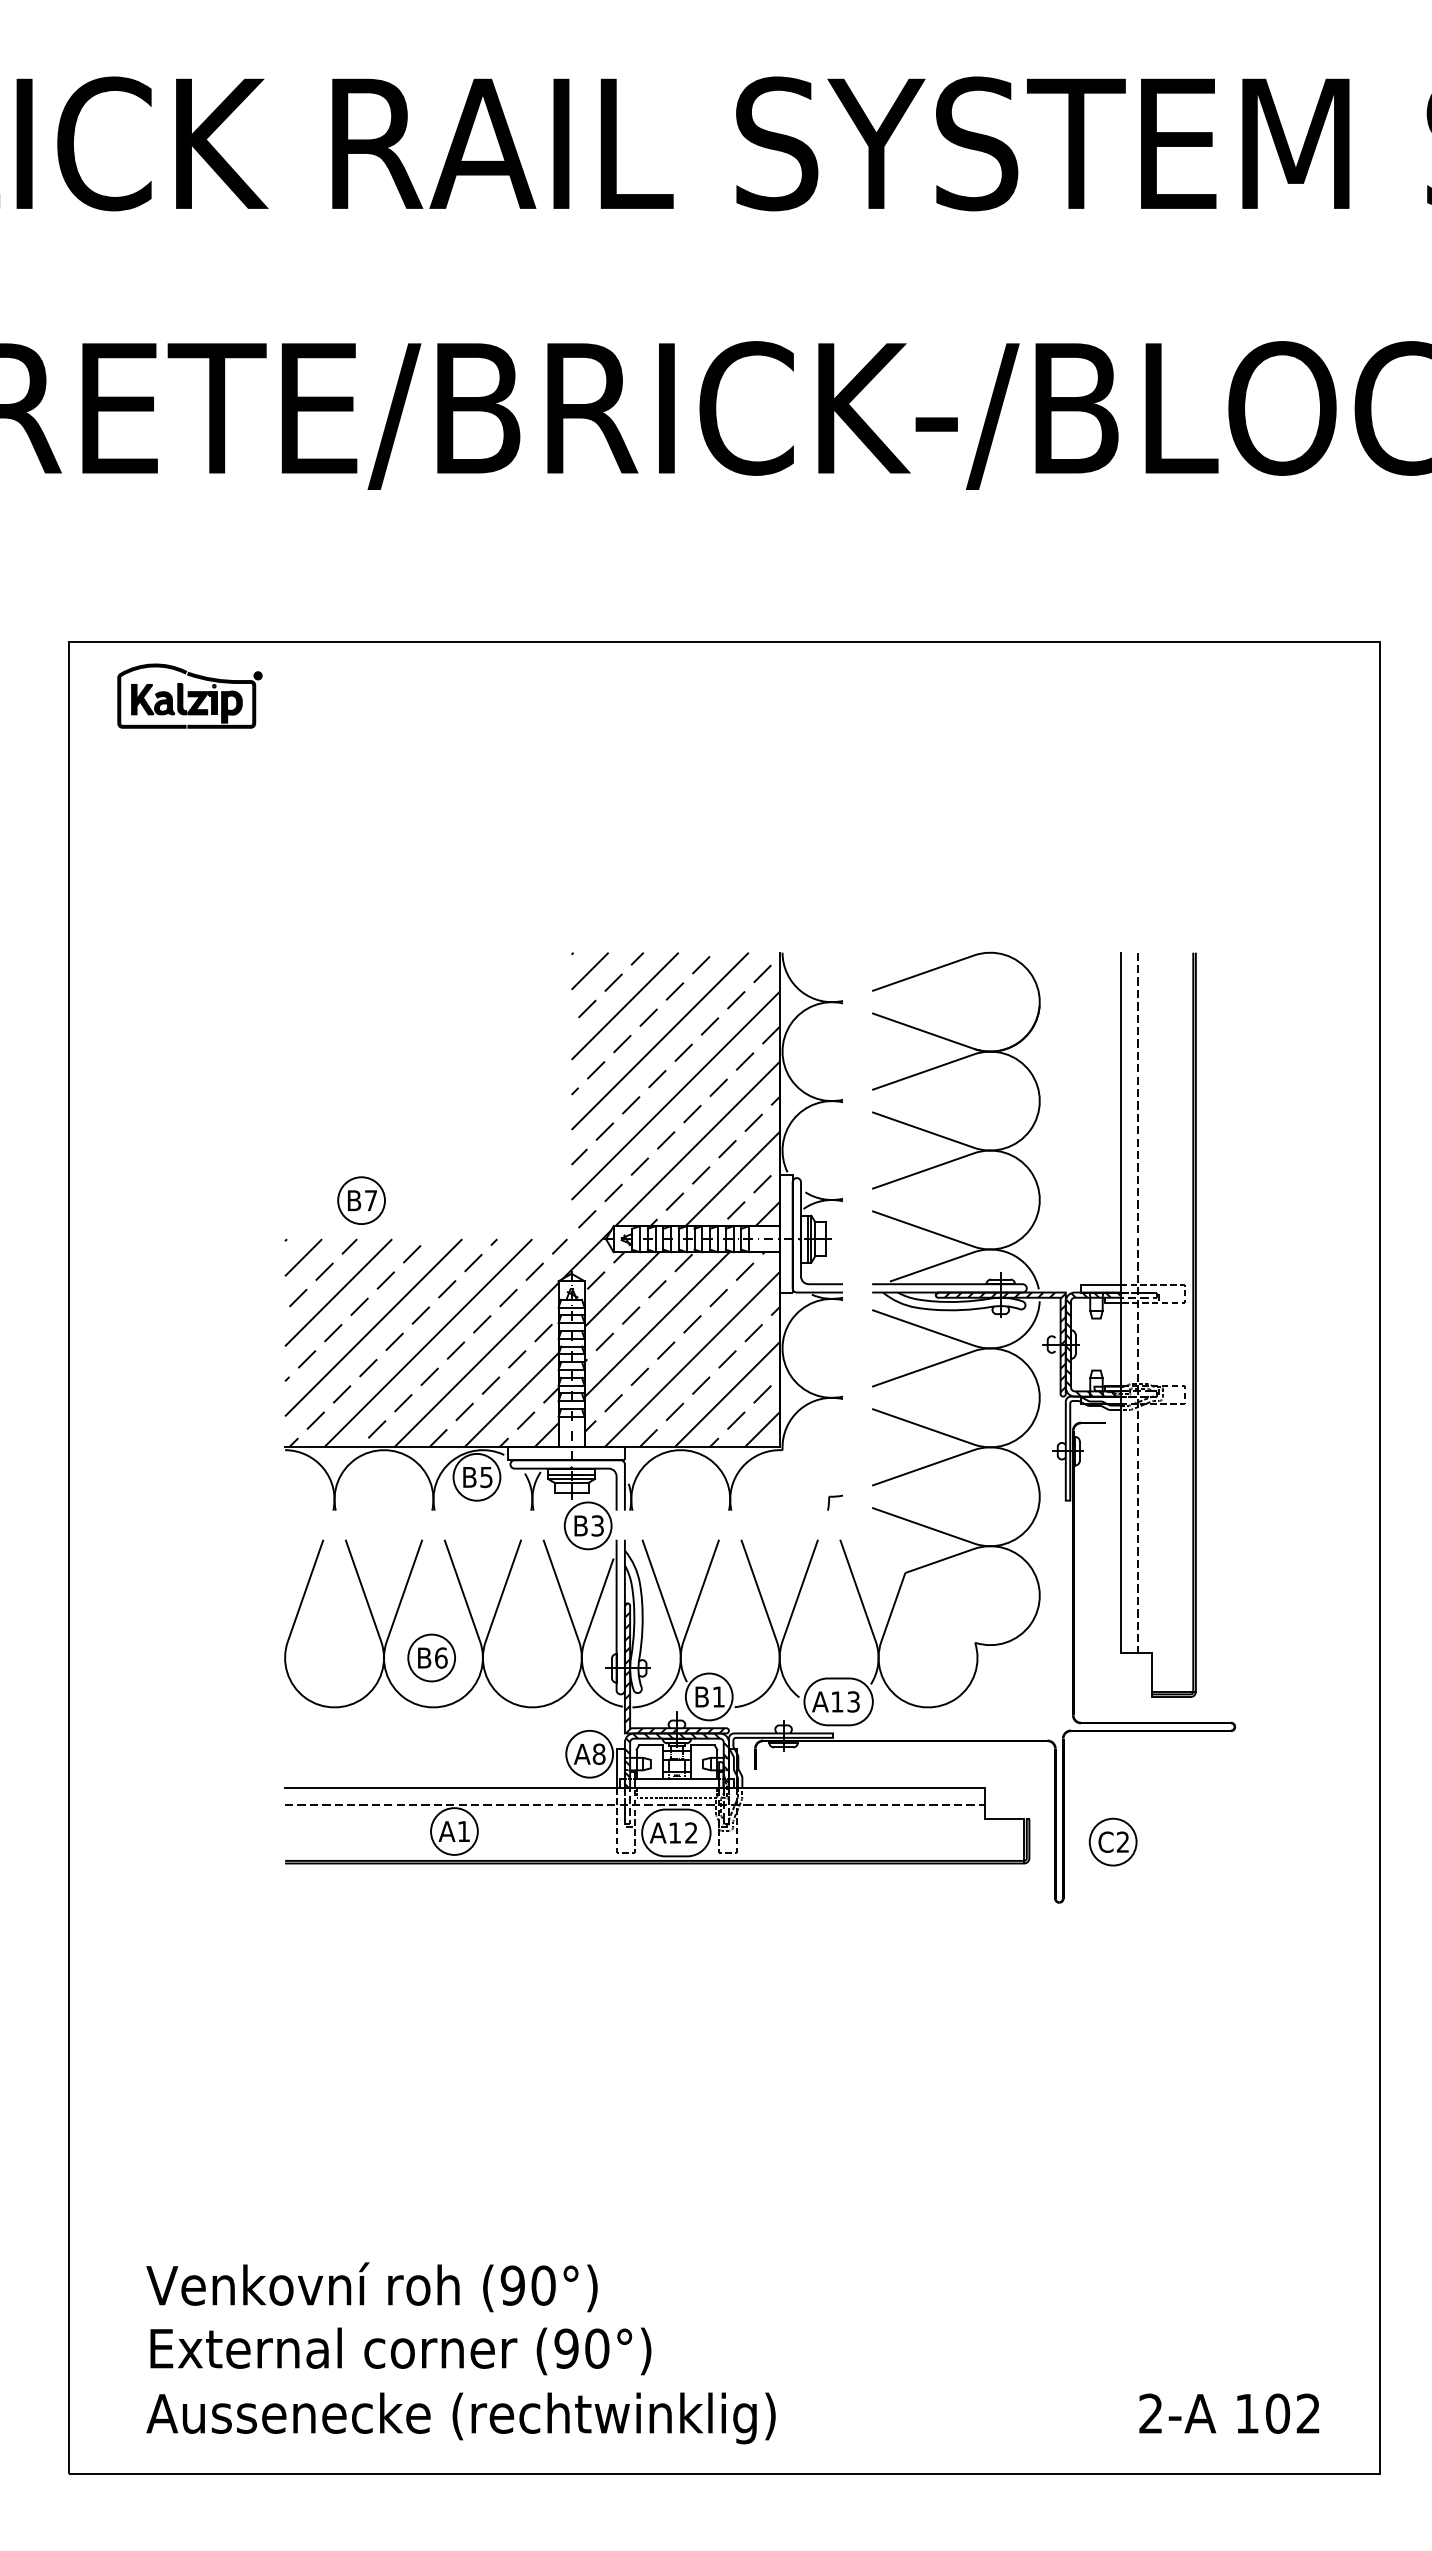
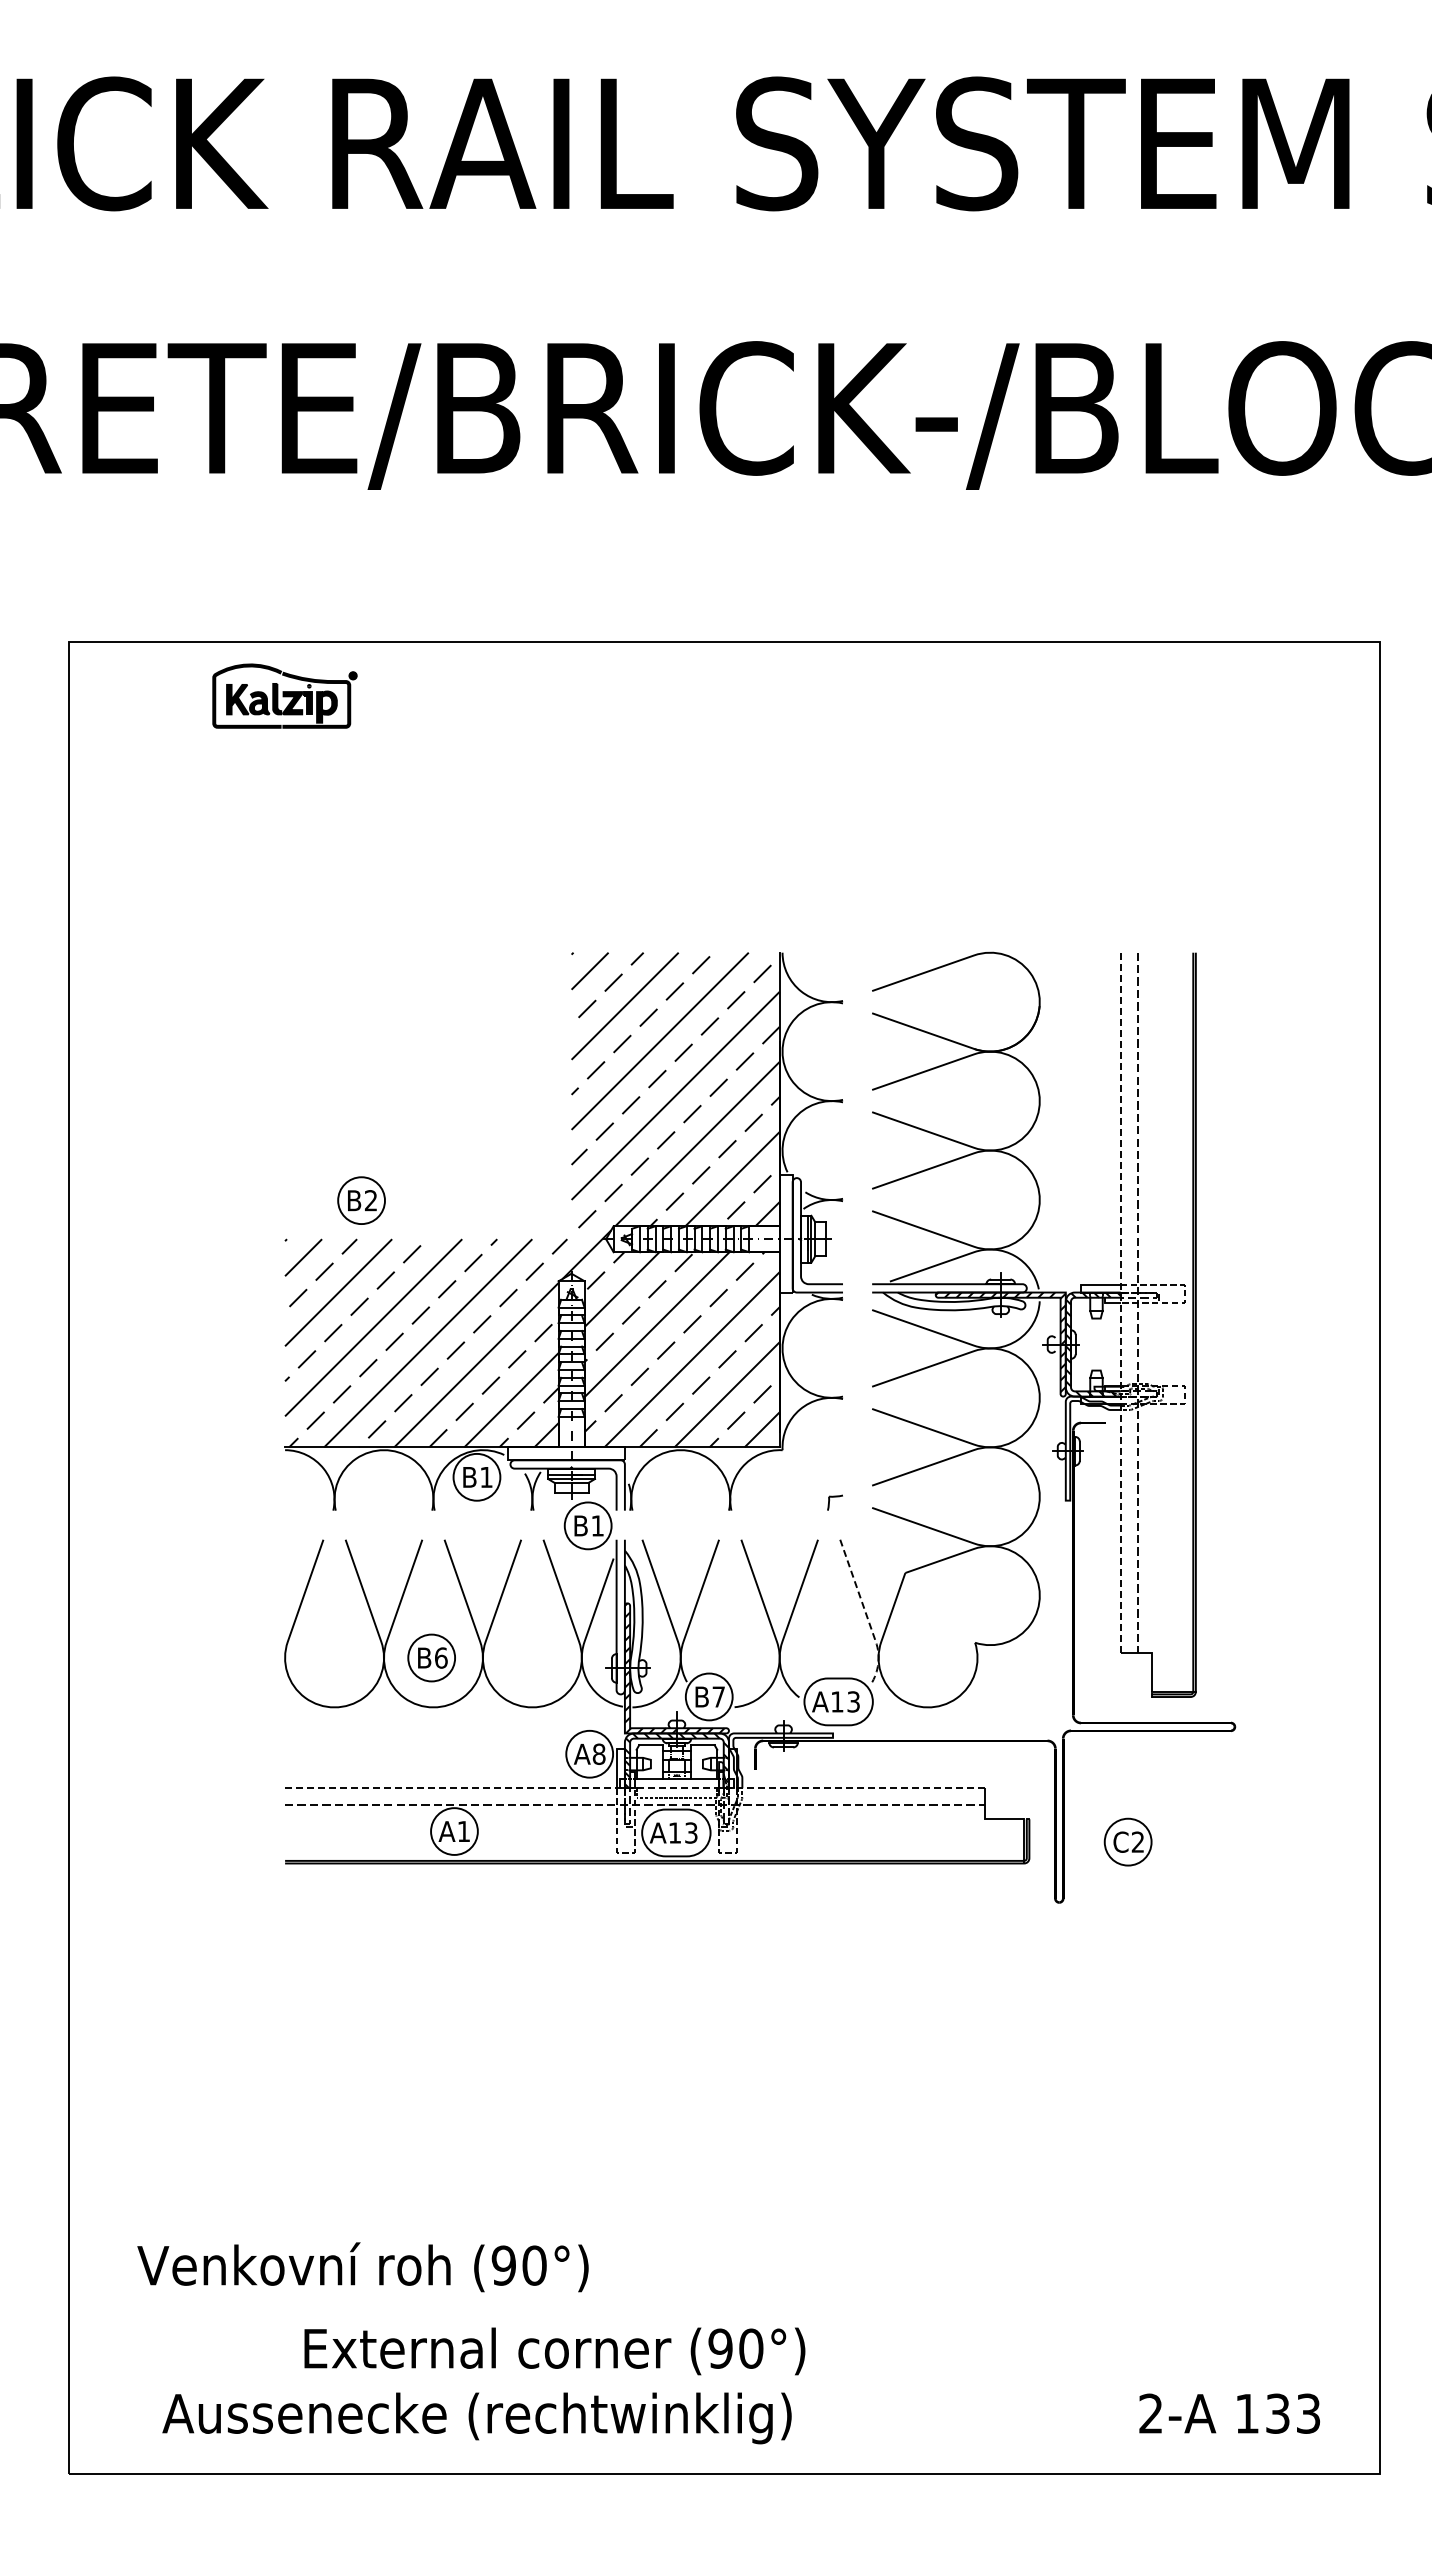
part position: (189, 695) -> (284, 695) (284, 695)
text: B7 -> B2 (371, 1200)
line: solid -> dashed (1120, 1302)
text: B5 -> B1 (486, 1477)
text: B3 -> B1 (597, 1525)
line: solid -> dashed (867, 1617)
text: B1 -> B7 (718, 1696)
line: solid -> dashed (634, 1788)
text: A12 -> A13 (691, 1832)
part position: (1112, 1841) -> (1127, 1841) (1127, 1841)
text position: (371, 2287) -> (362, 2267) (362, 2267)
text position: (400, 2351) -> (554, 2351) (554, 2351)
text: 102 -> 133 (1293, 2413)
text position: (460, 2418) -> (476, 2418) (476, 2418)
